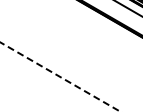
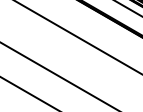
line: none -> present (78, 37)
line: dashed -> solid (60, 76)
line: none -> present (28, 92)
